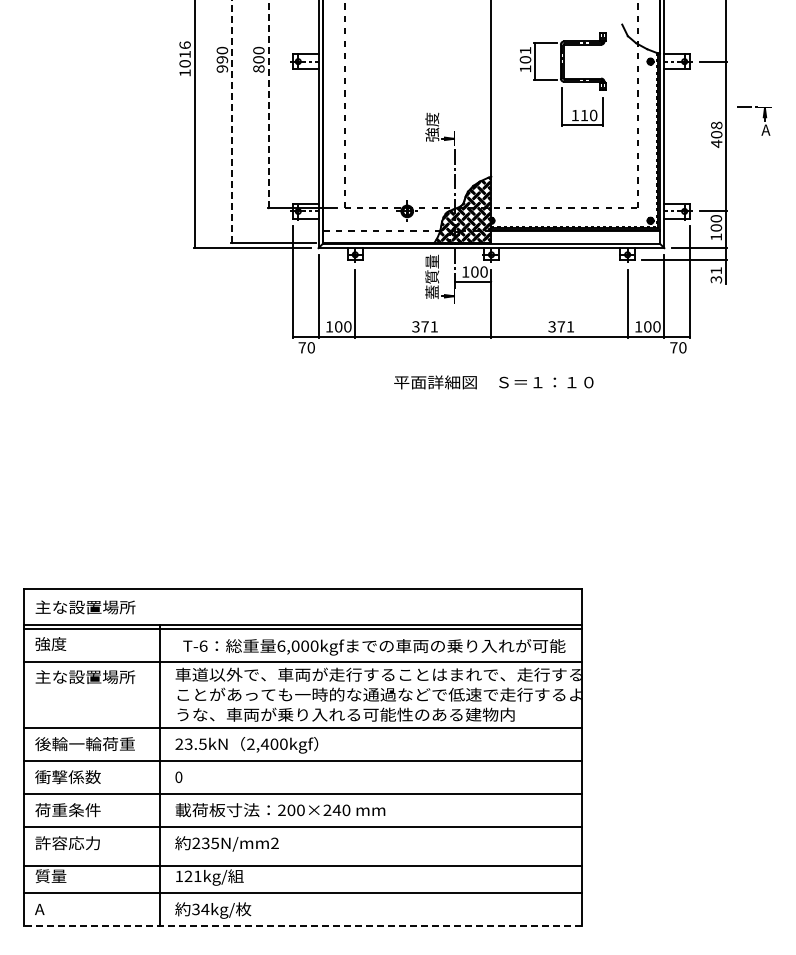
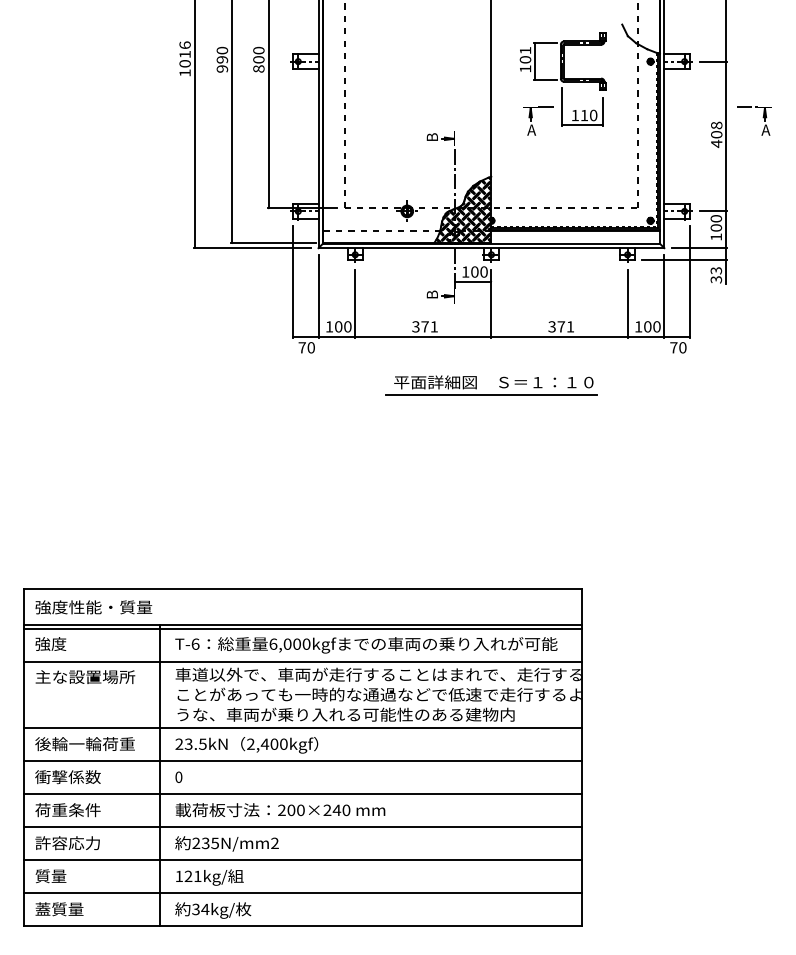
line: dashed -> solid (268, 104)
part: none -> present (532, 118)
line: dashed -> solid (232, 121)
text: 強度 -> B (432, 126)
text: 31 -> 33 (716, 270)
text: 蓋質量 -> B (432, 276)
line: none -> present (490, 394)
text: 主な設置場所 -> 強度性能・質量 (93, 607)
text position: (374, 647) -> (366, 645) (366, 645)
line position: (302, 866) -> (302, 860) (302, 860)
text: A -> 蓋質量 (59, 909)
line: dashed -> solid (302, 926)
